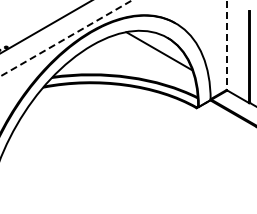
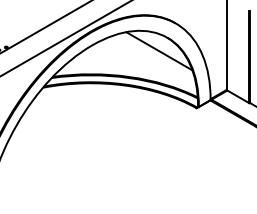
line: dashed -> solid (65, 38)
line: dashed -> solid (226, 45)
